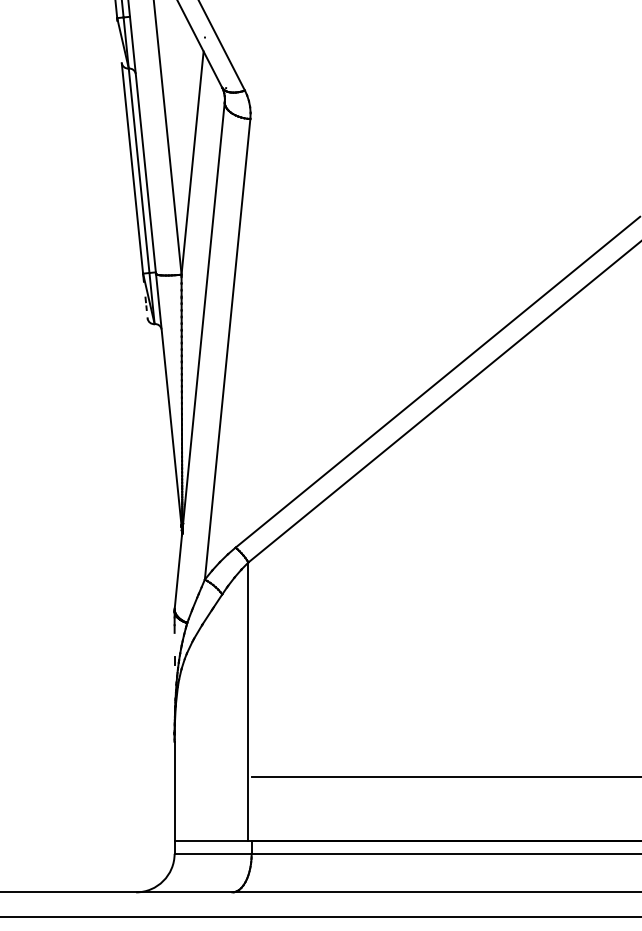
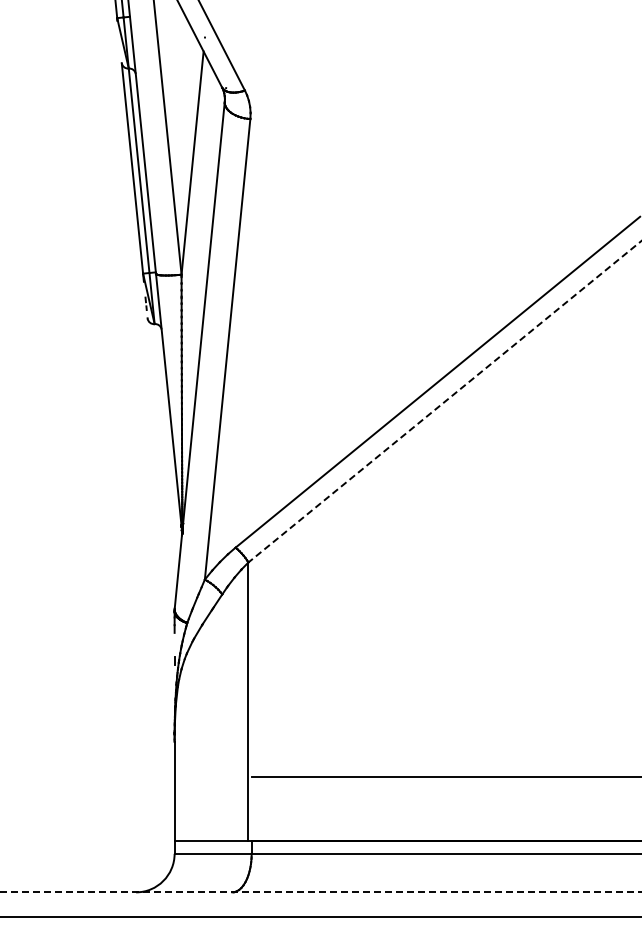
line: solid -> dashed (444, 401)
line: solid -> dashed (321, 892)
